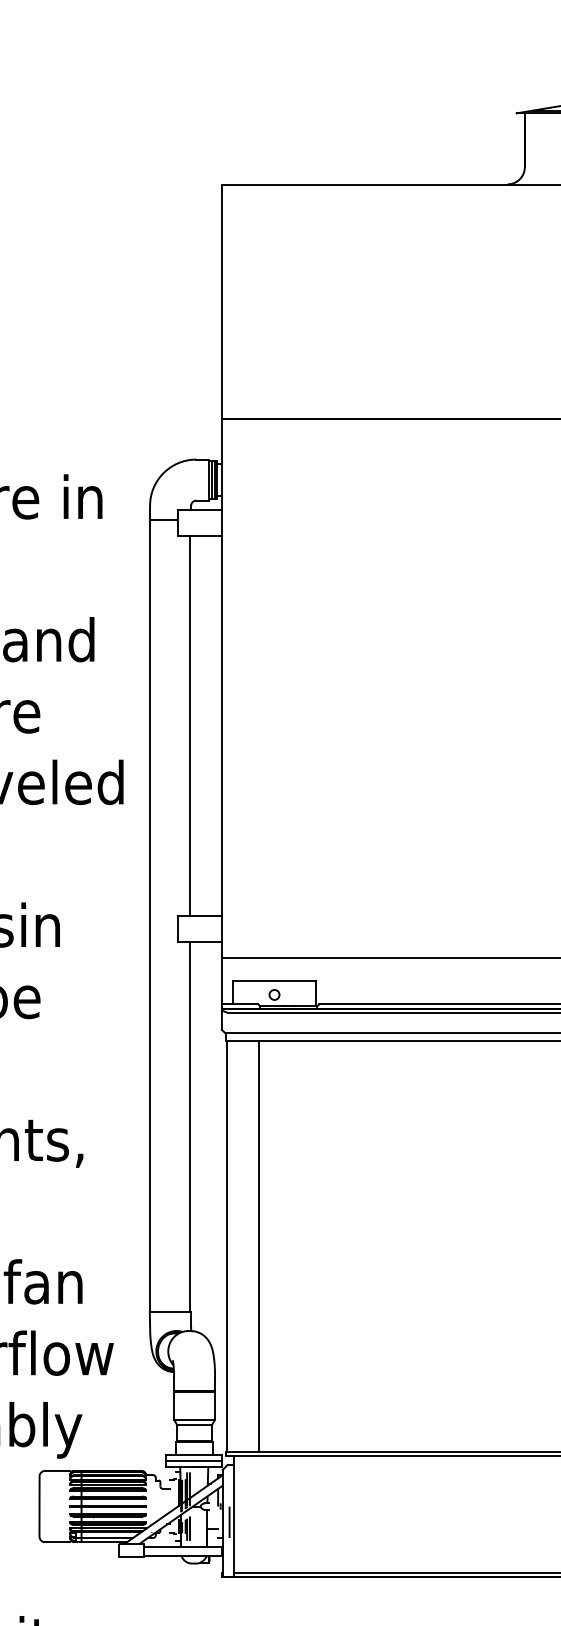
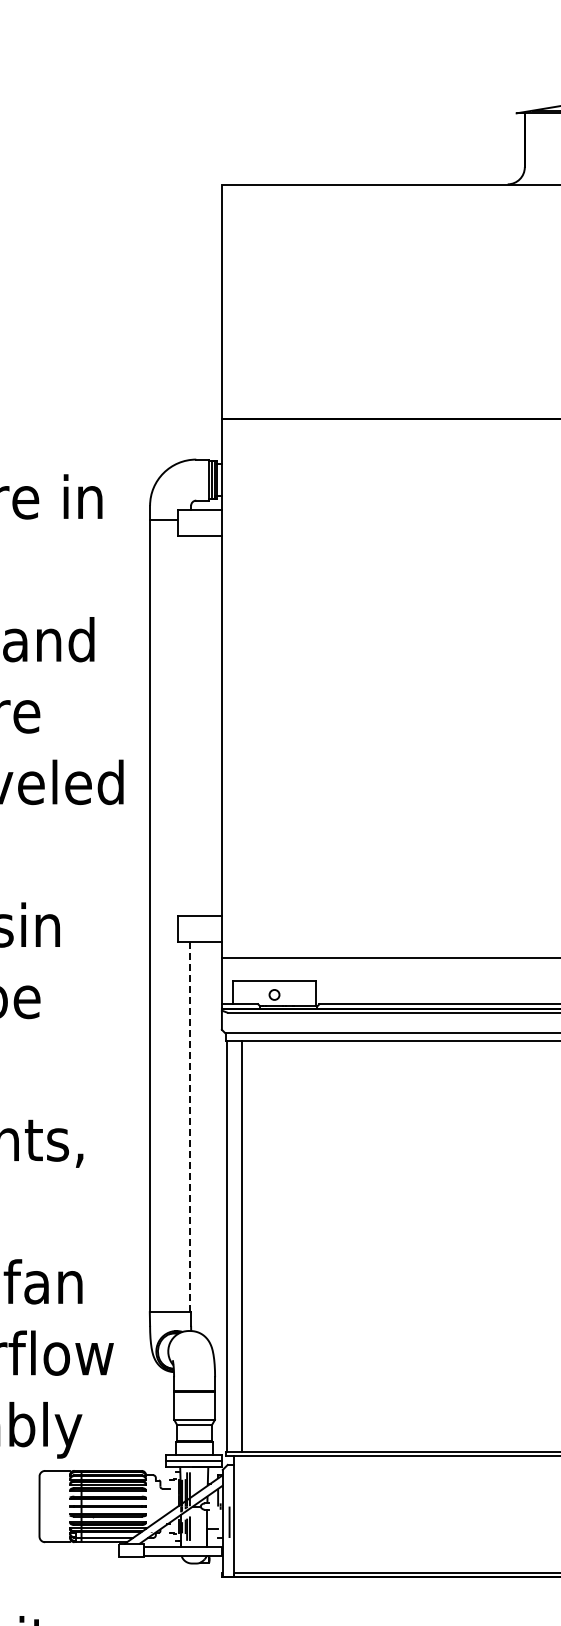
line: present -> none (189, 725)
line: solid -> dashed (189, 1127)
line position: (259, 1246) -> (242, 1246) (242, 1246)
